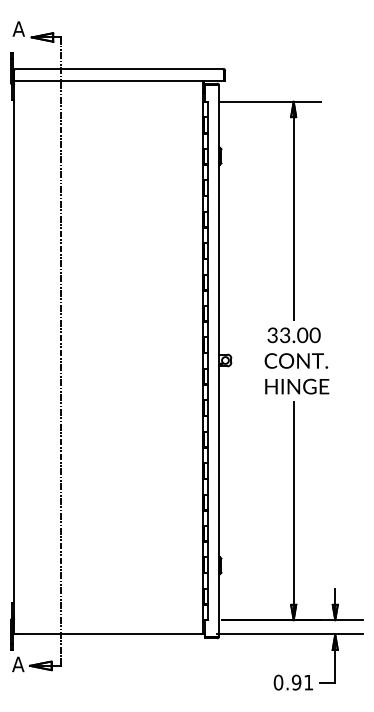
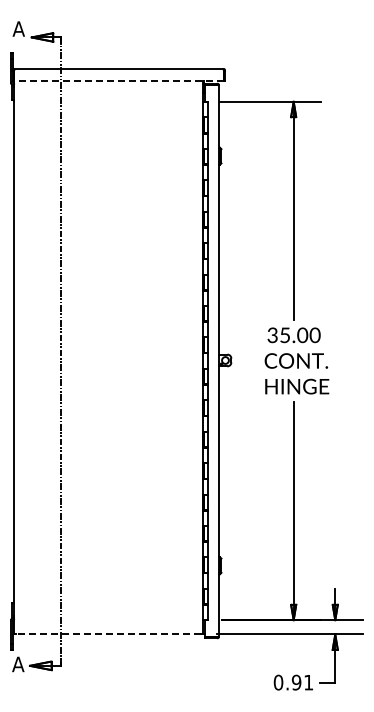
line: solid -> dashed (119, 80)
text: 33.00 -> 35.00 (285, 334)
line: solid -> dashed (107, 634)
